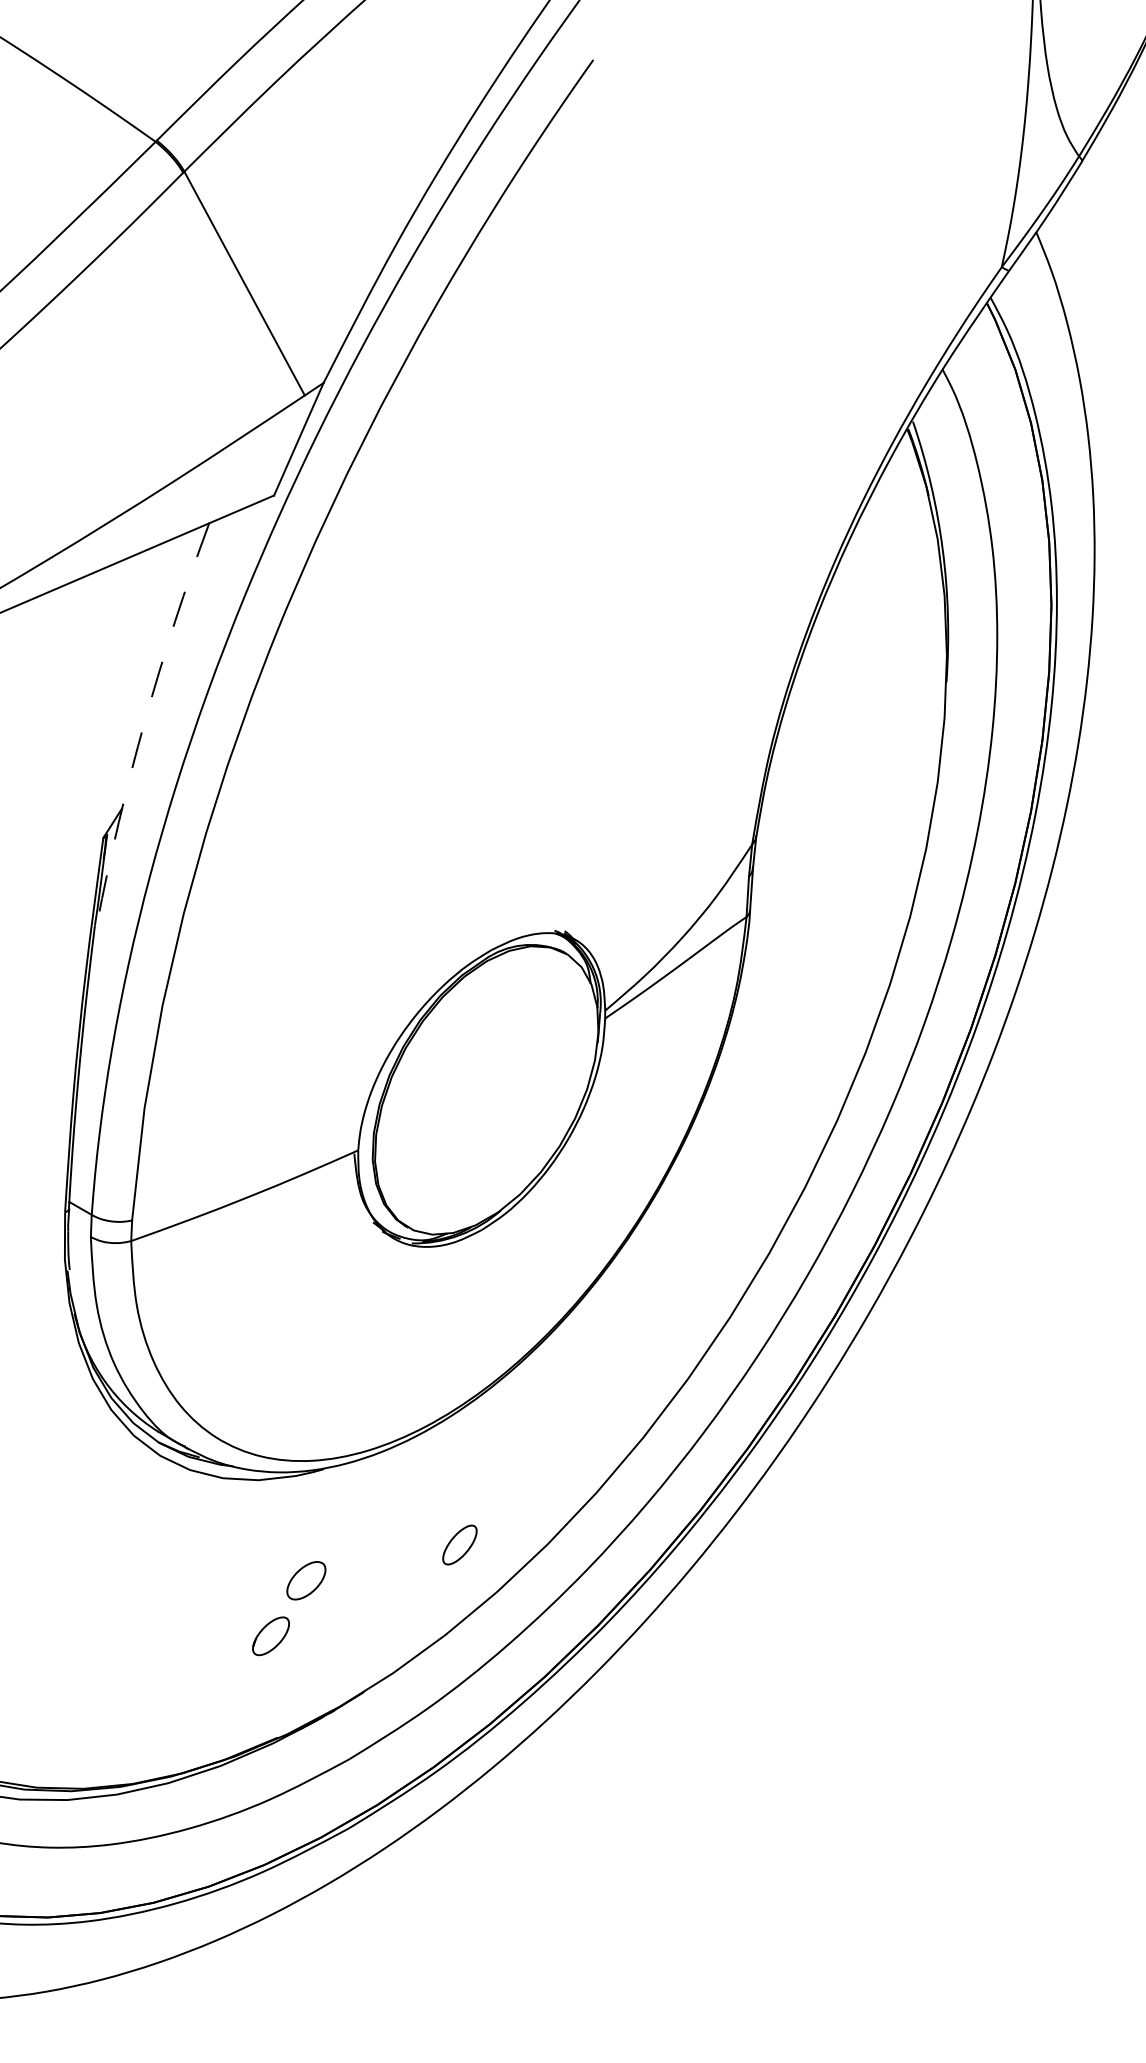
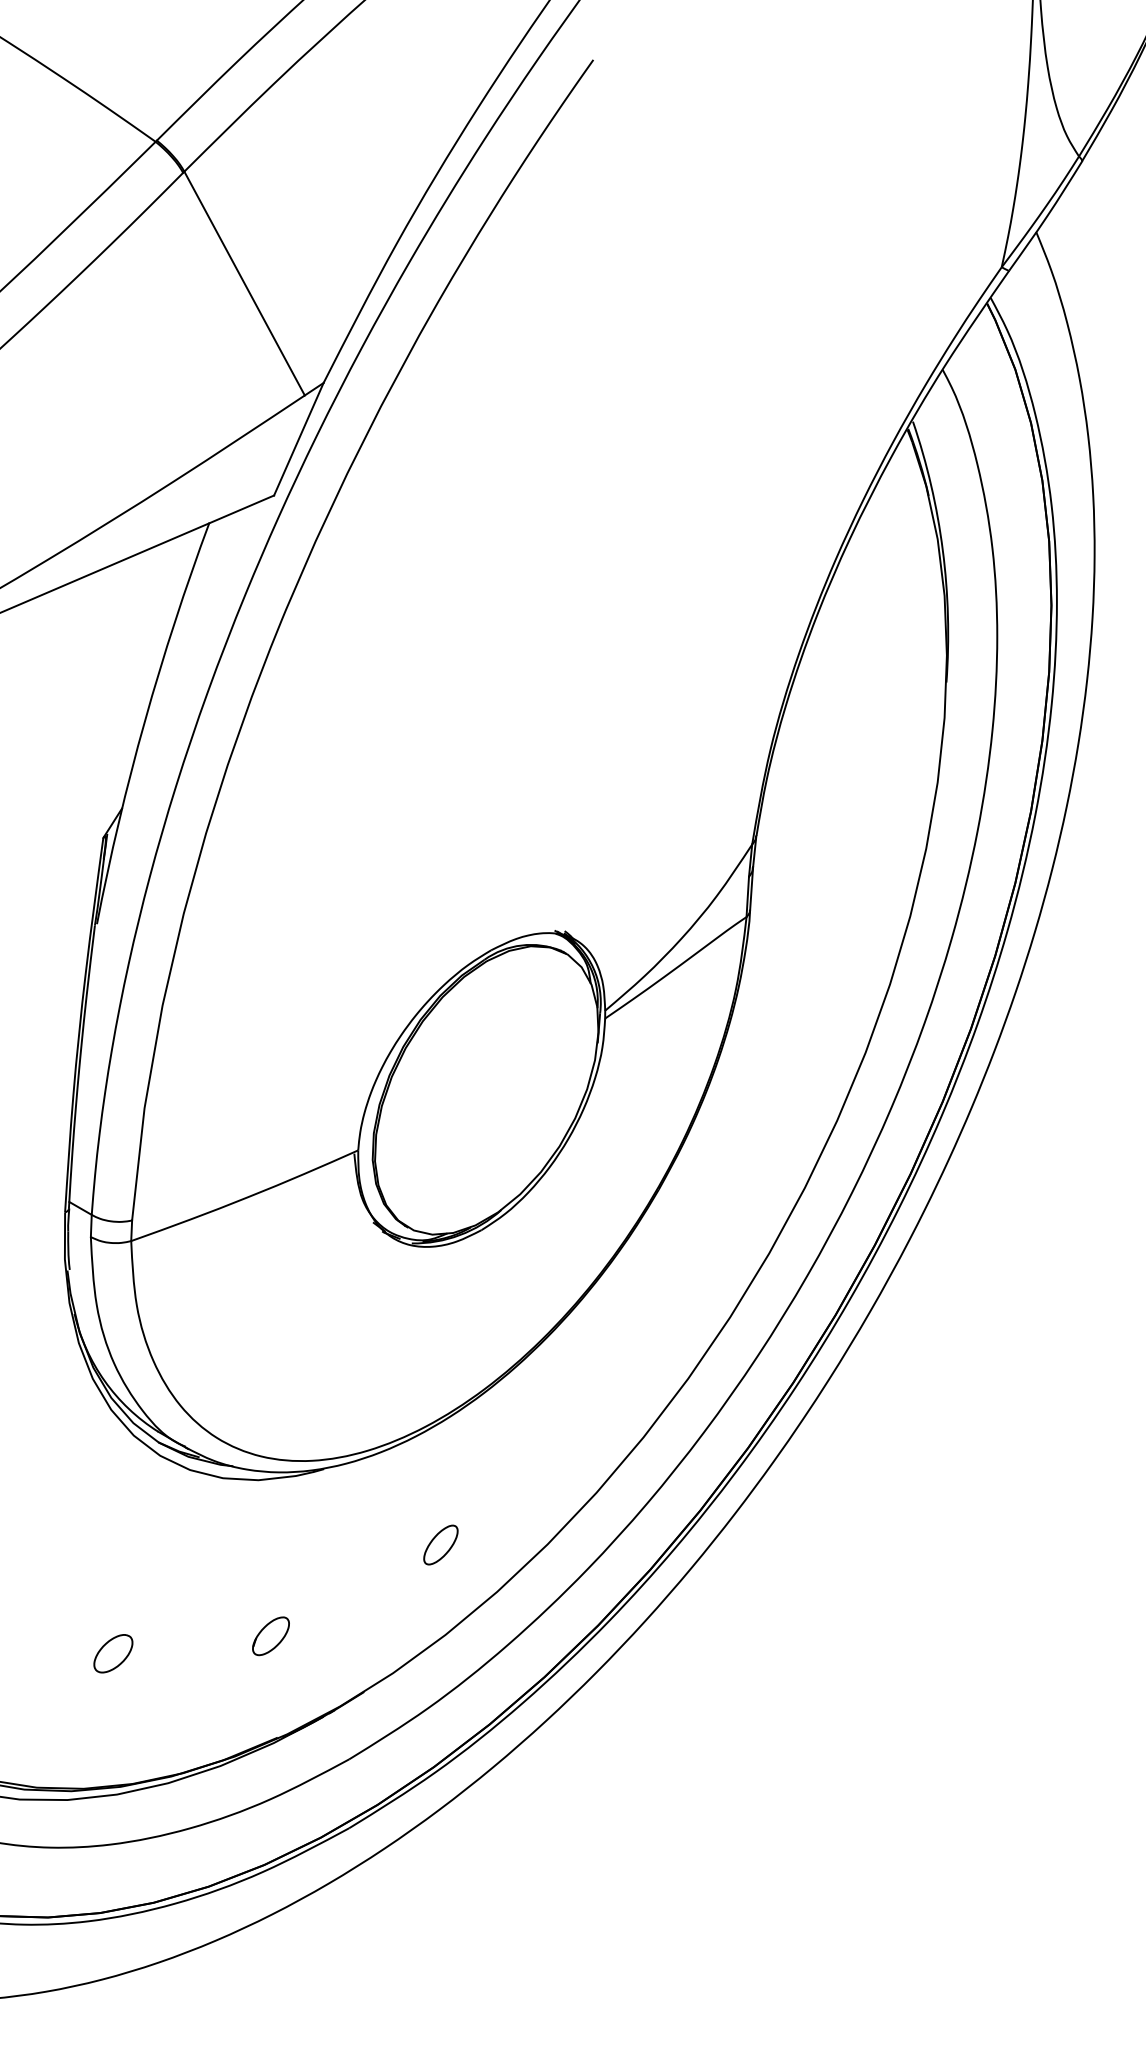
arc: dashed -> solid (144, 721)
part position: (459, 1544) -> (440, 1544) (440, 1544)
part position: (306, 1580) -> (113, 1653) (113, 1653)
